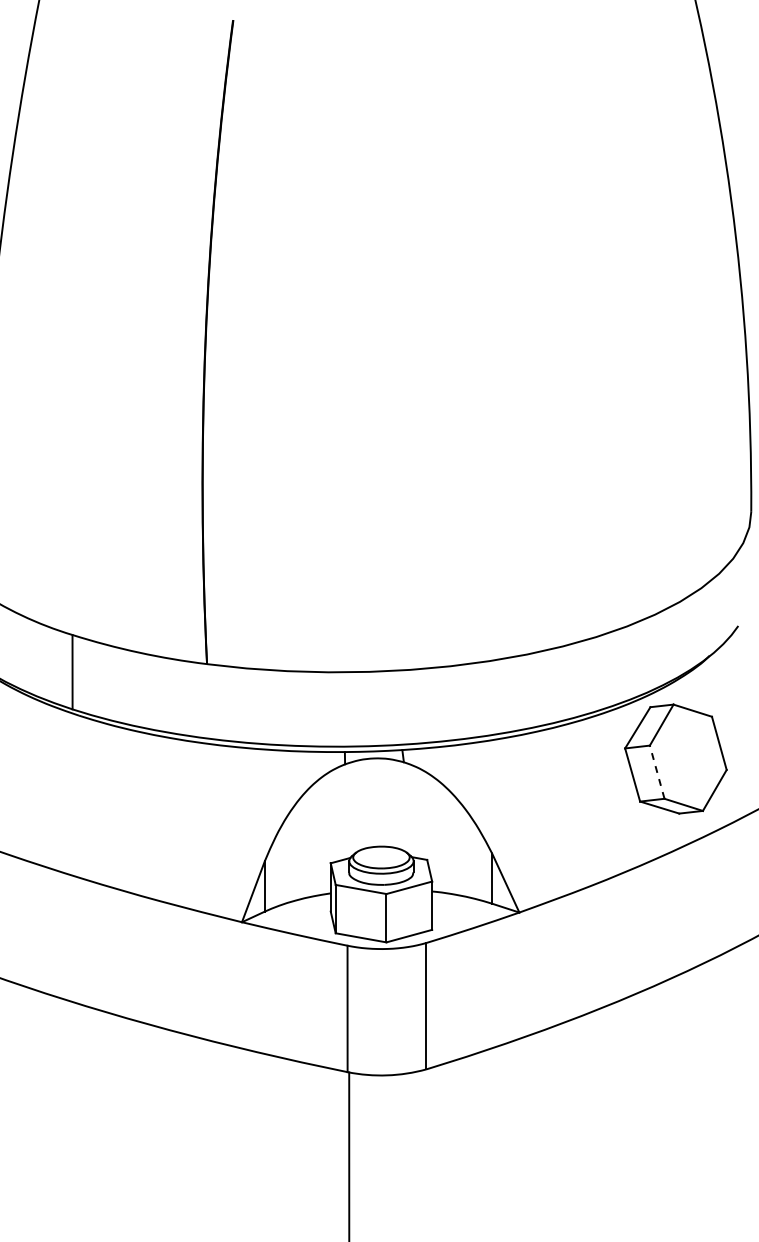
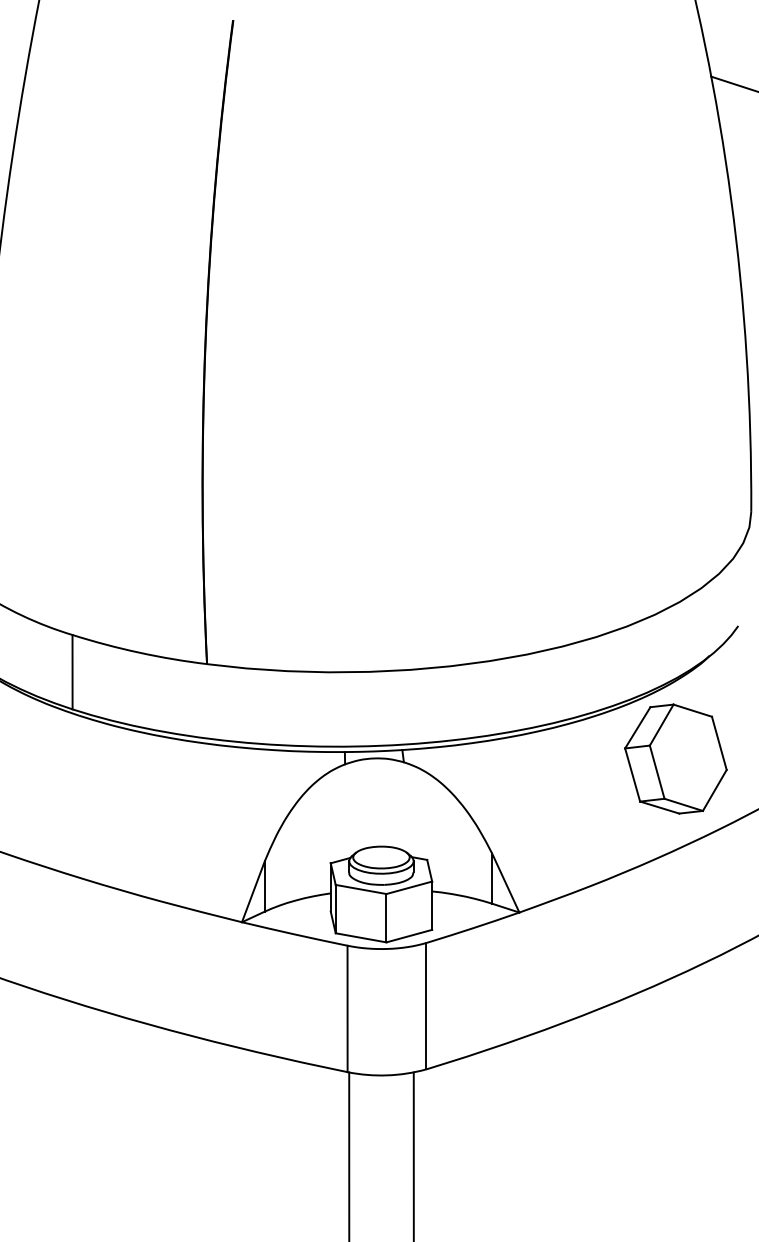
line: none -> present (733, 83)
line: dashed -> solid (657, 772)
line: none -> present (413, 1155)
